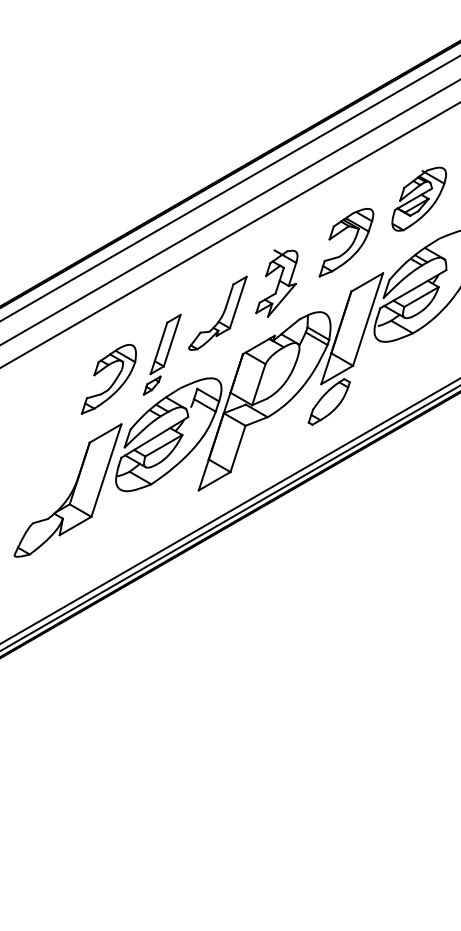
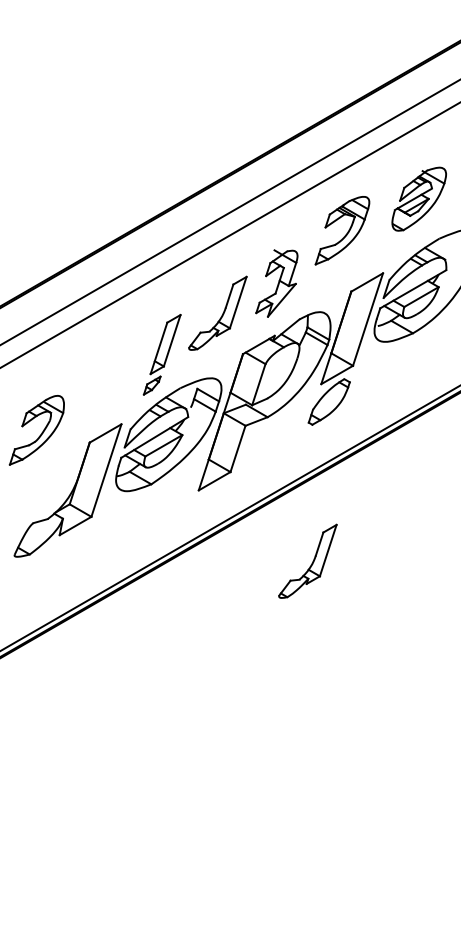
line: present -> none (229, 188)
part position: (346, 242) -> (342, 230) (342, 230)
part position: (108, 379) -> (36, 430) (36, 430)
line: present -> none (229, 510)
part: none -> present (307, 560)
